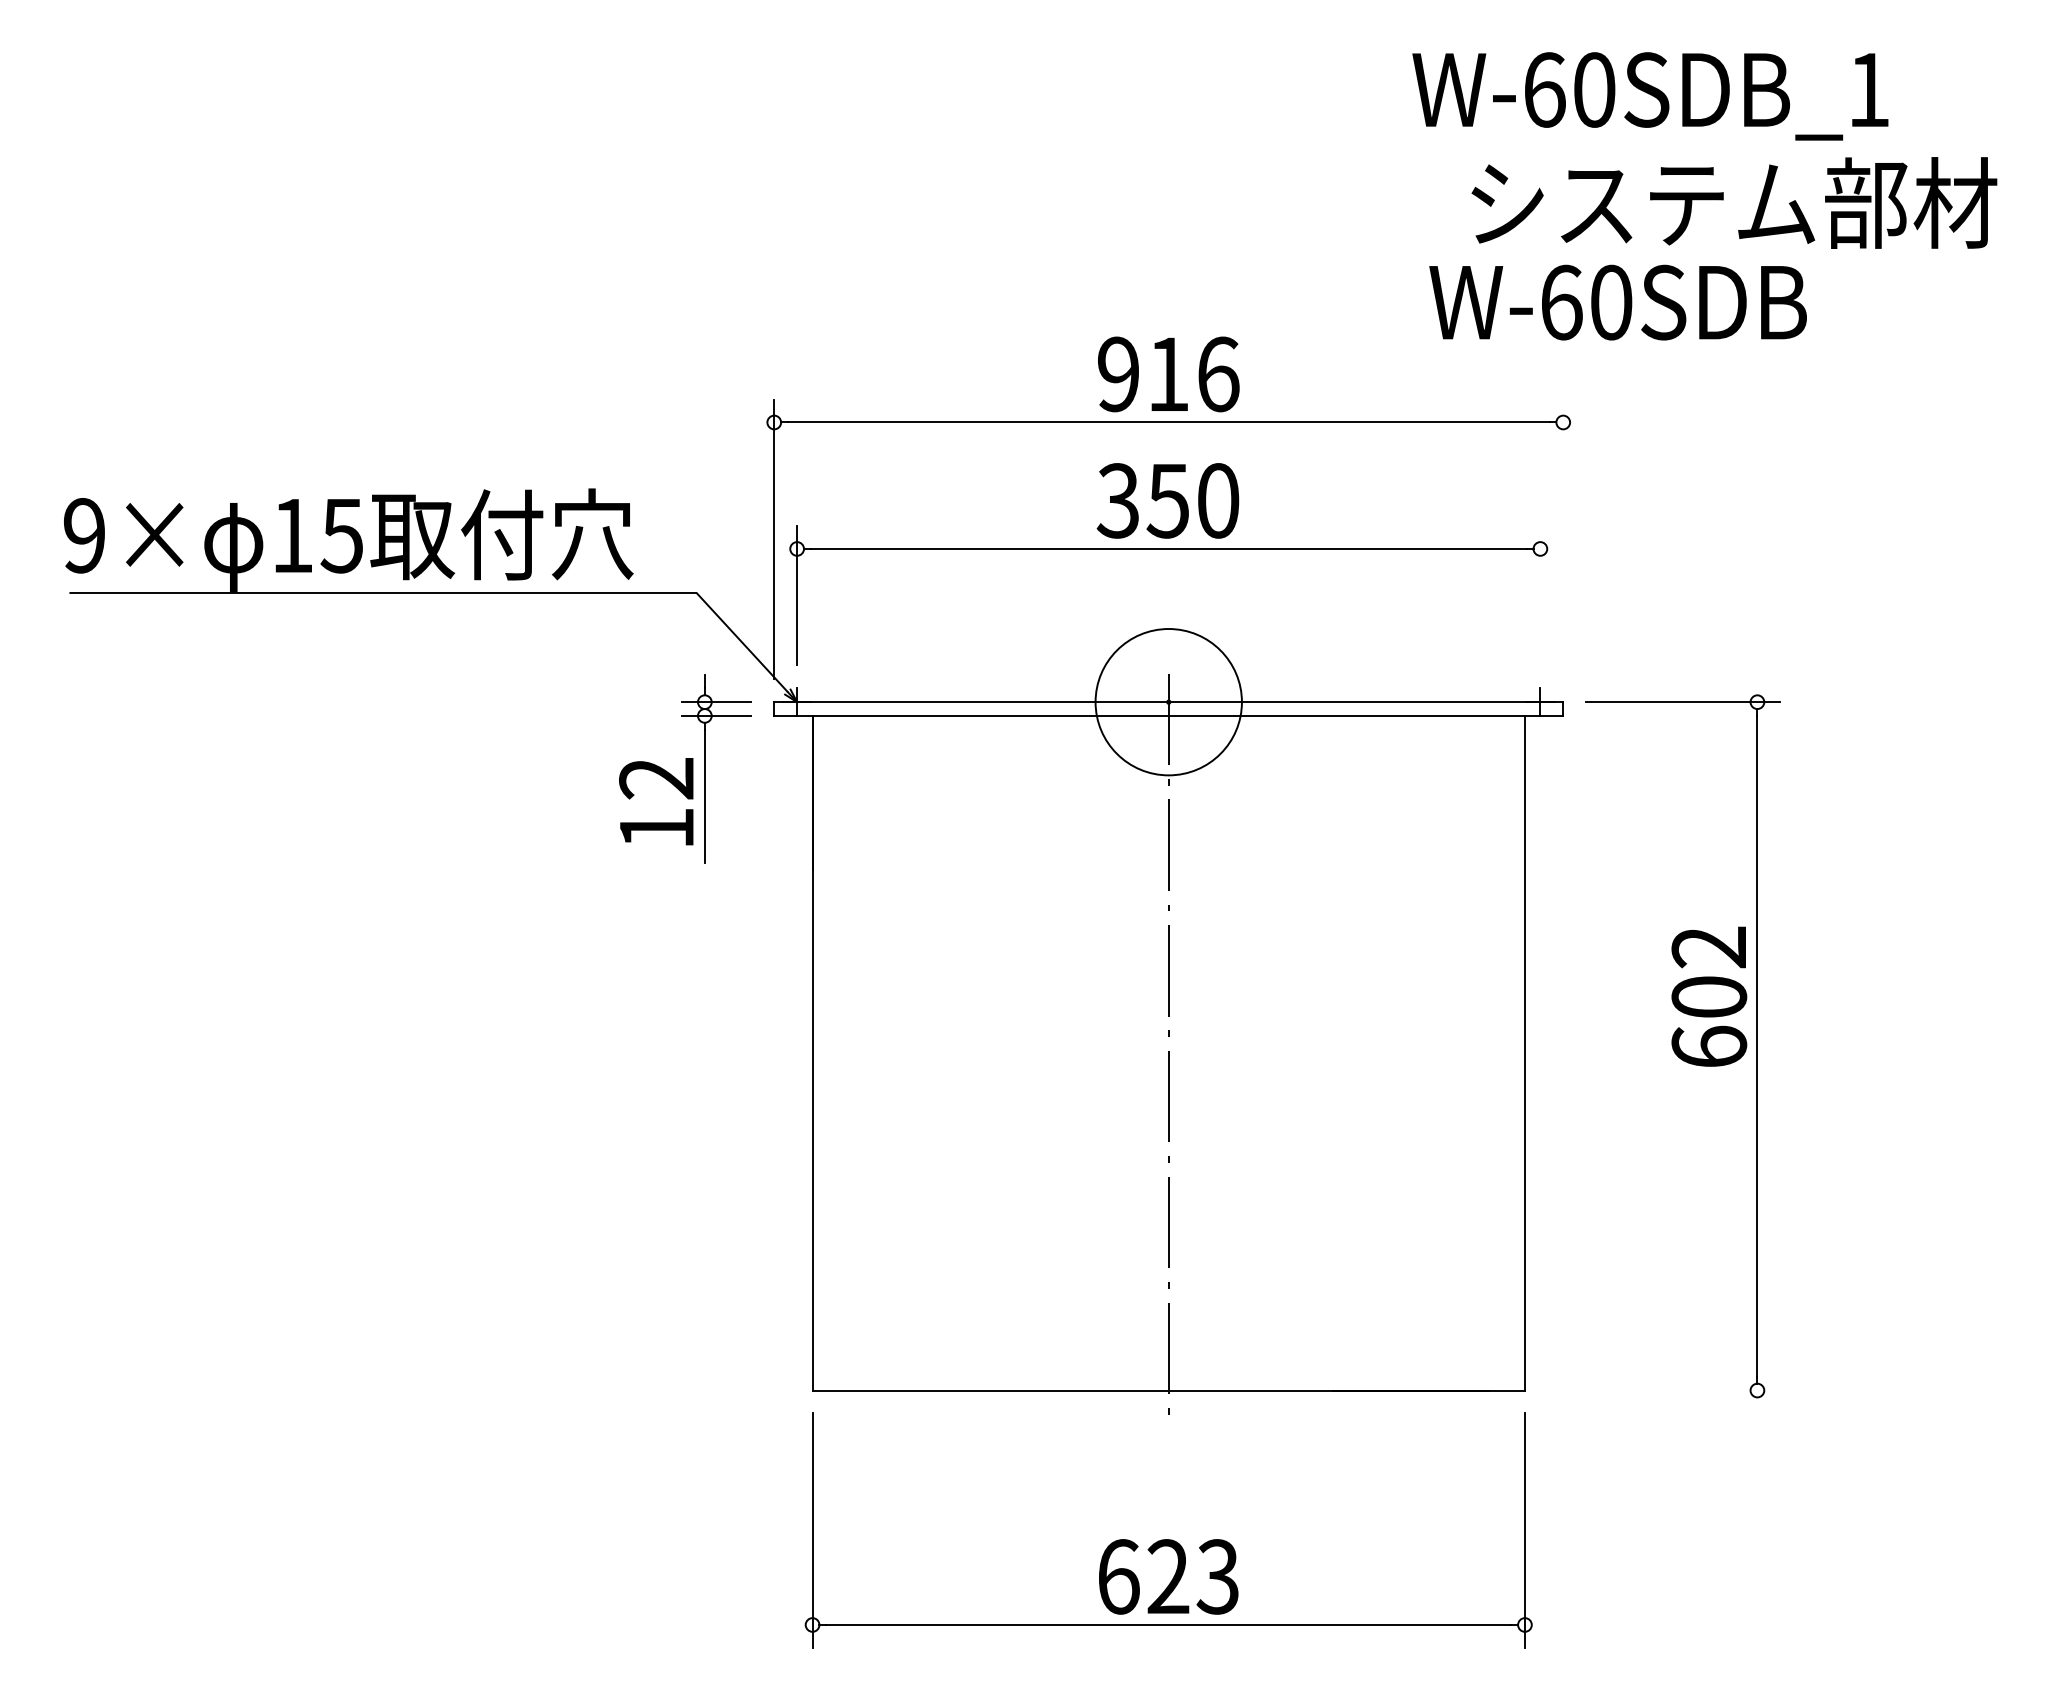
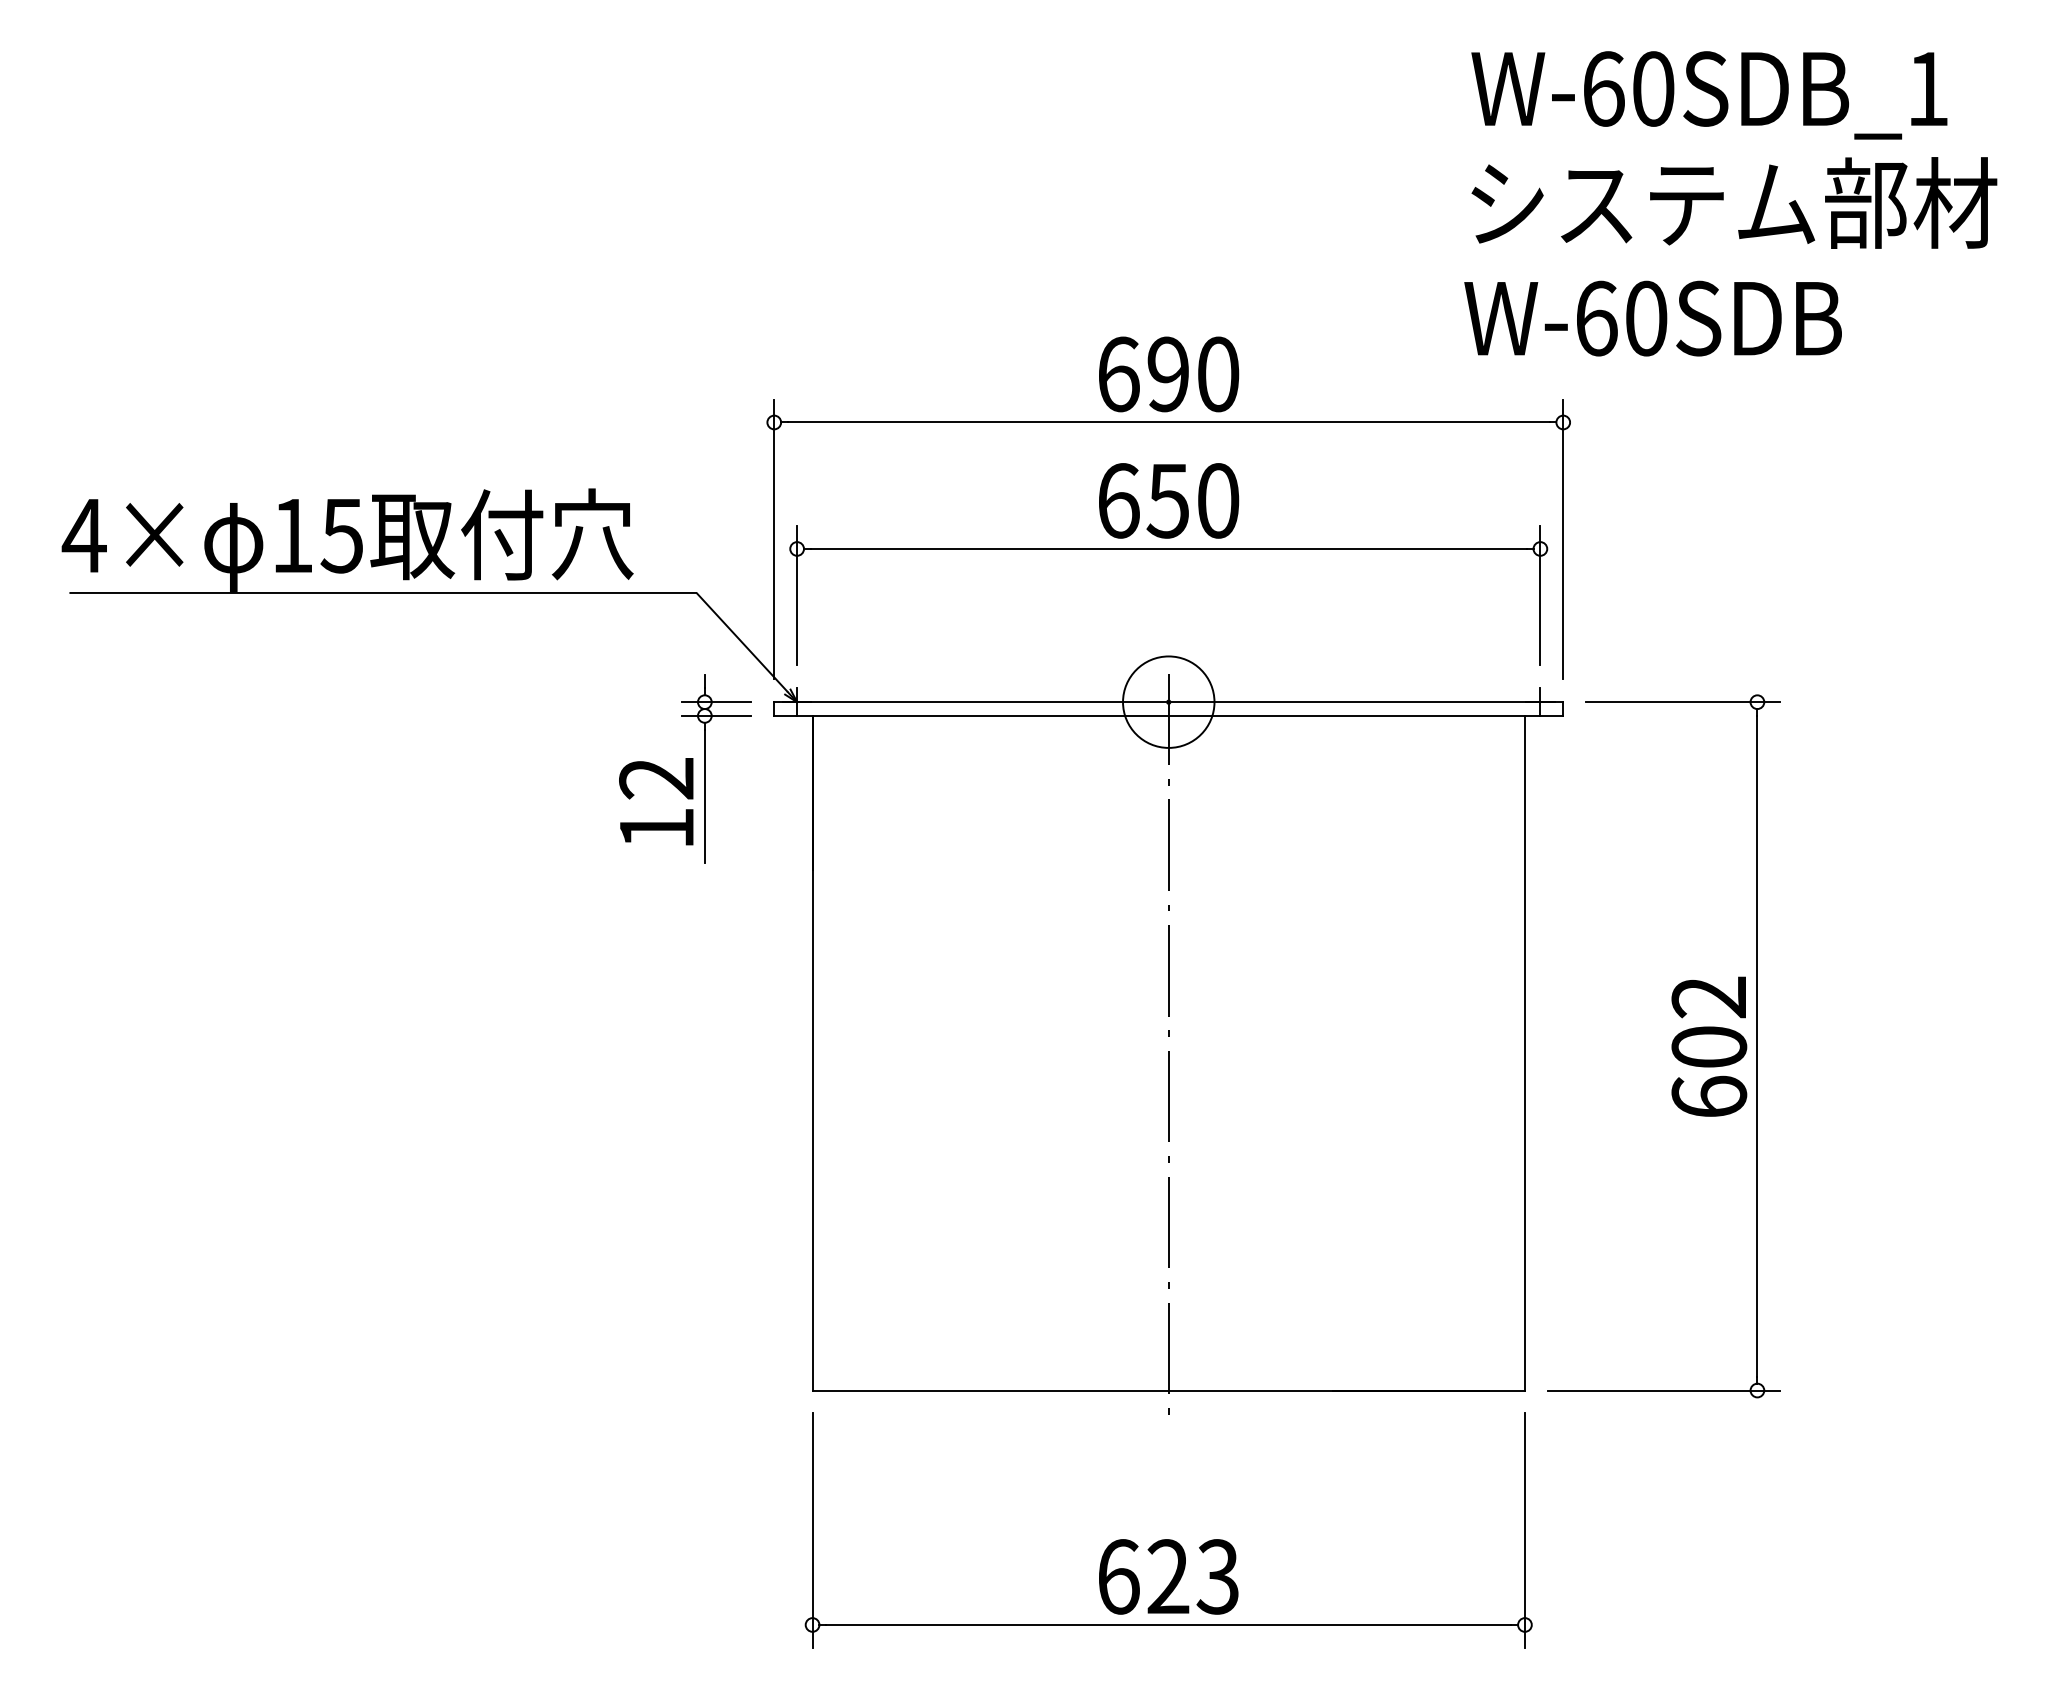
text position: (1650, 96) -> (1709, 95) (1709, 95)
text position: (1617, 302) -> (1652, 318) (1652, 318)
text: 916 -> 690 (1168, 374)
text: 350 -> 650 (1117, 500)
text: 9× -> 4× (83, 535)
line: none -> present (1563, 539)
line: none -> present (1540, 595)
circle diameter: 146 px -> 91 px (1168, 701)
text position: (1709, 996) -> (1709, 1046) (1709, 1046)
line: none -> present (1663, 1390)
